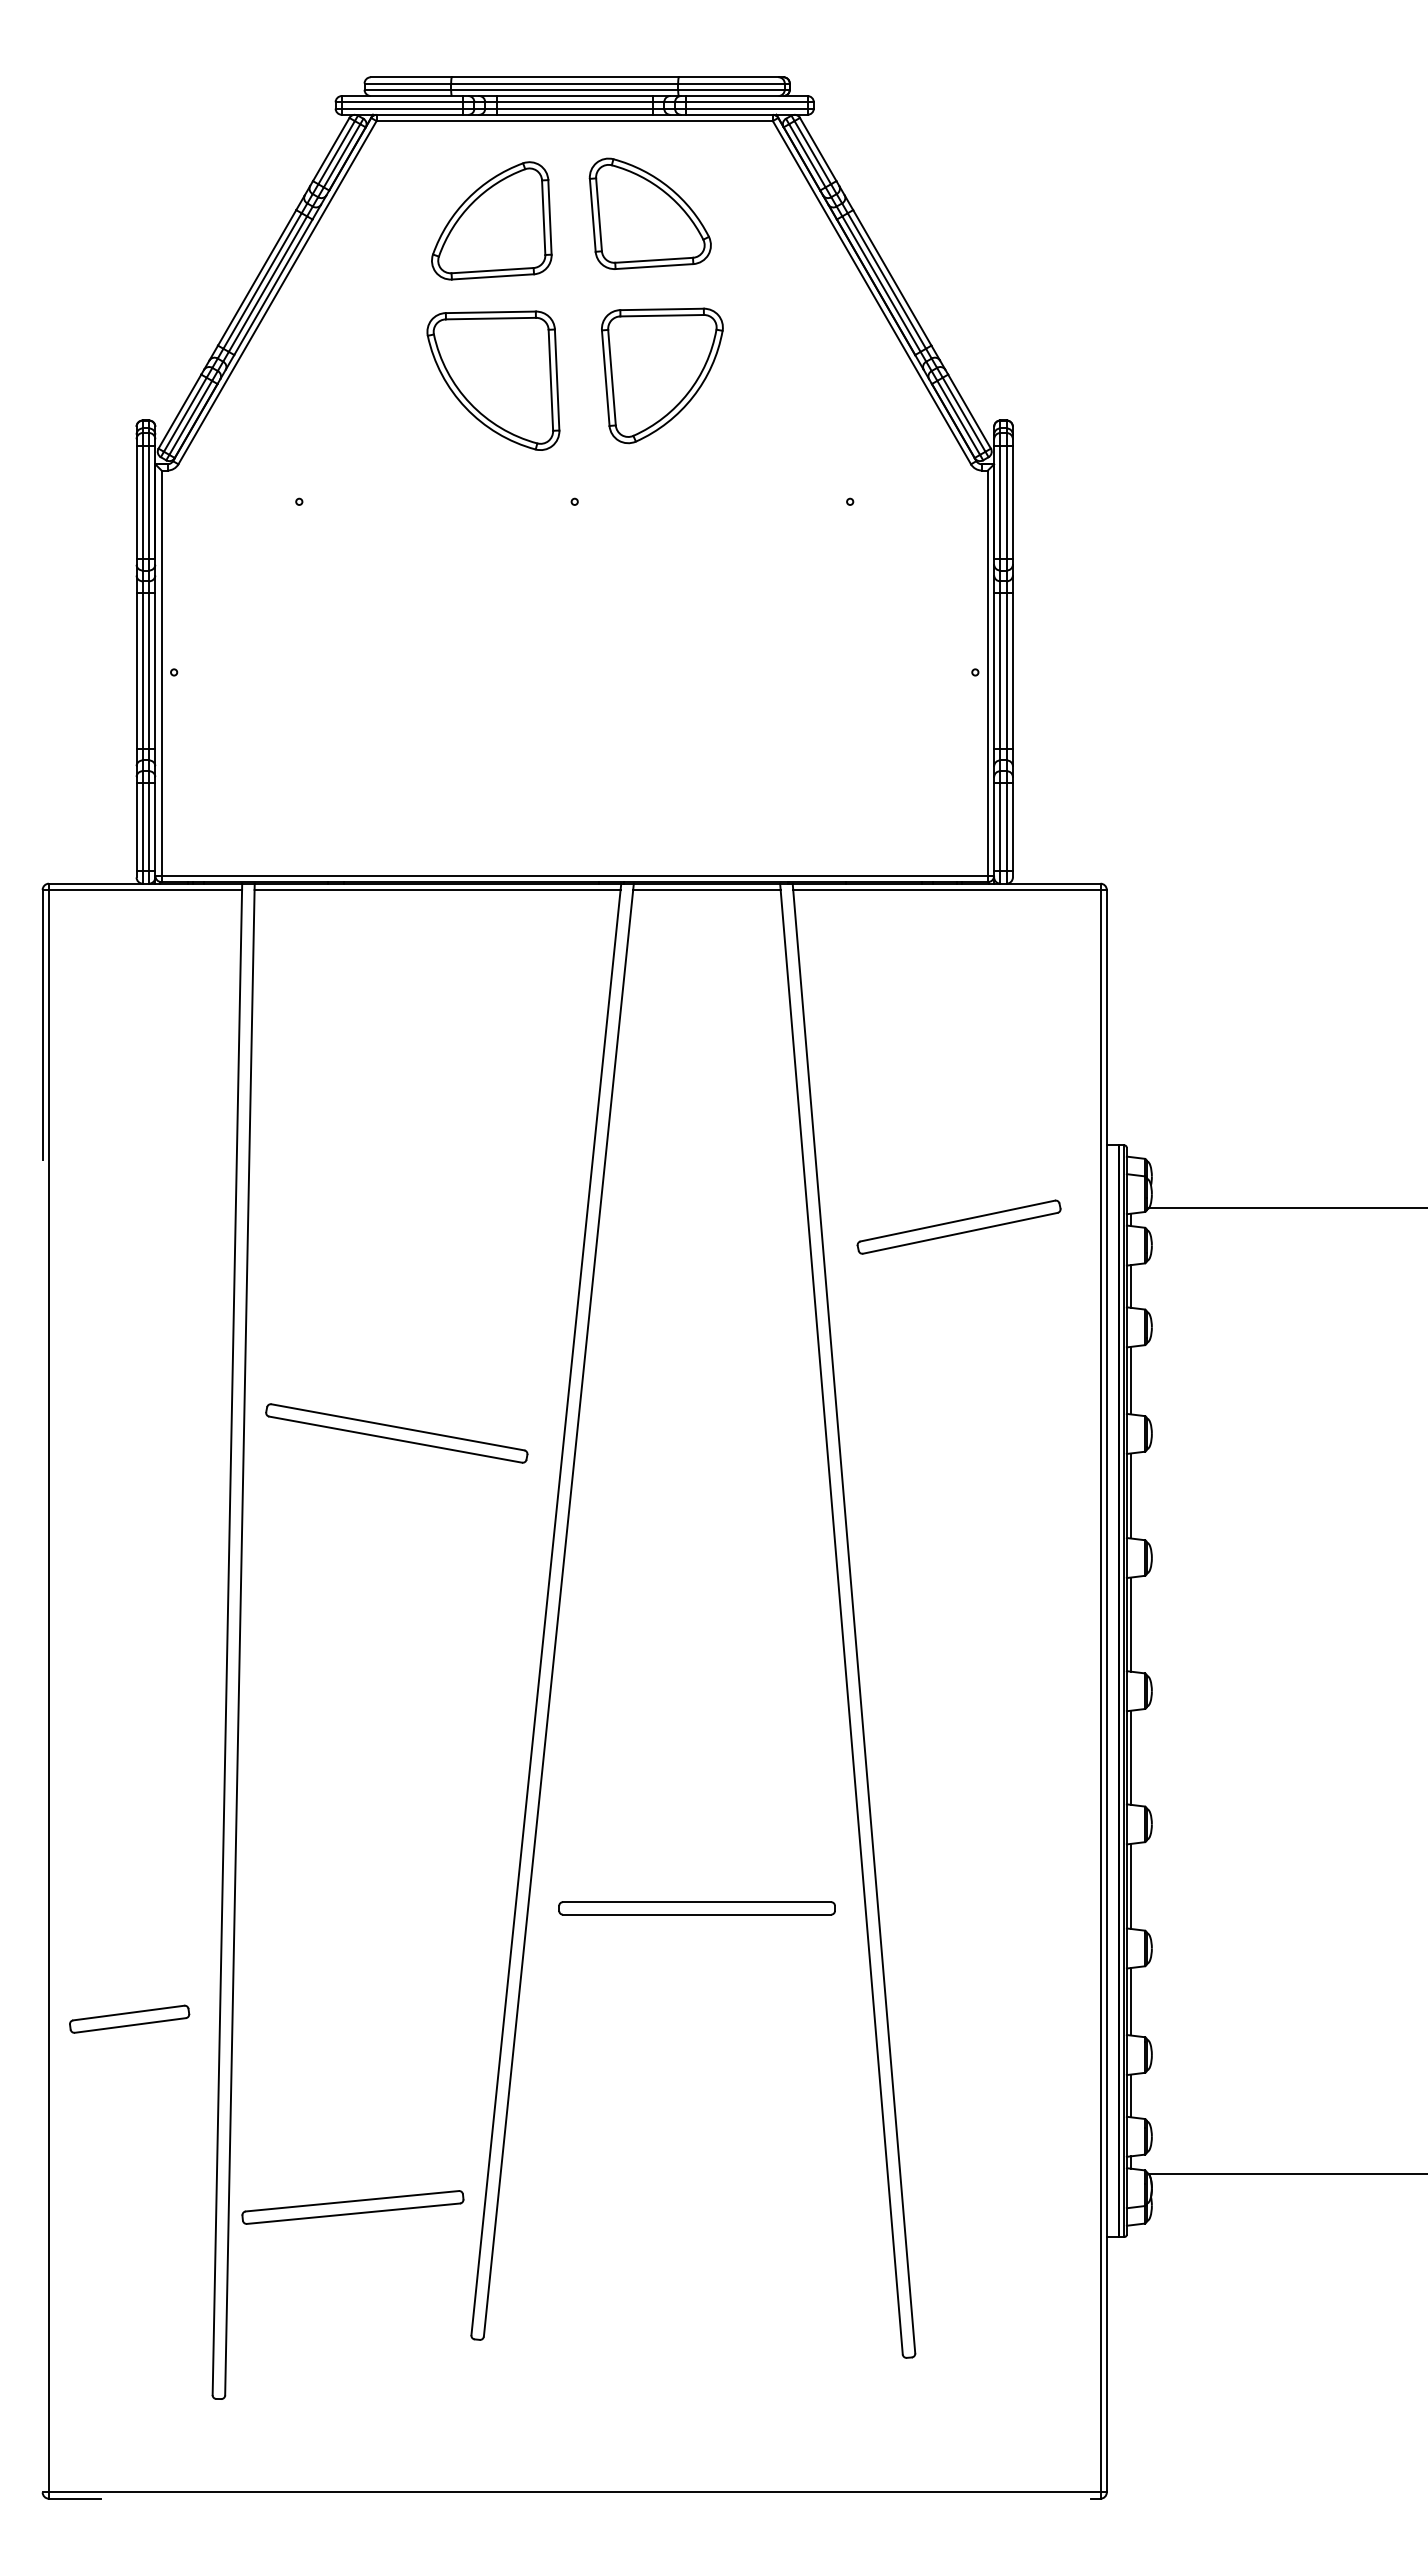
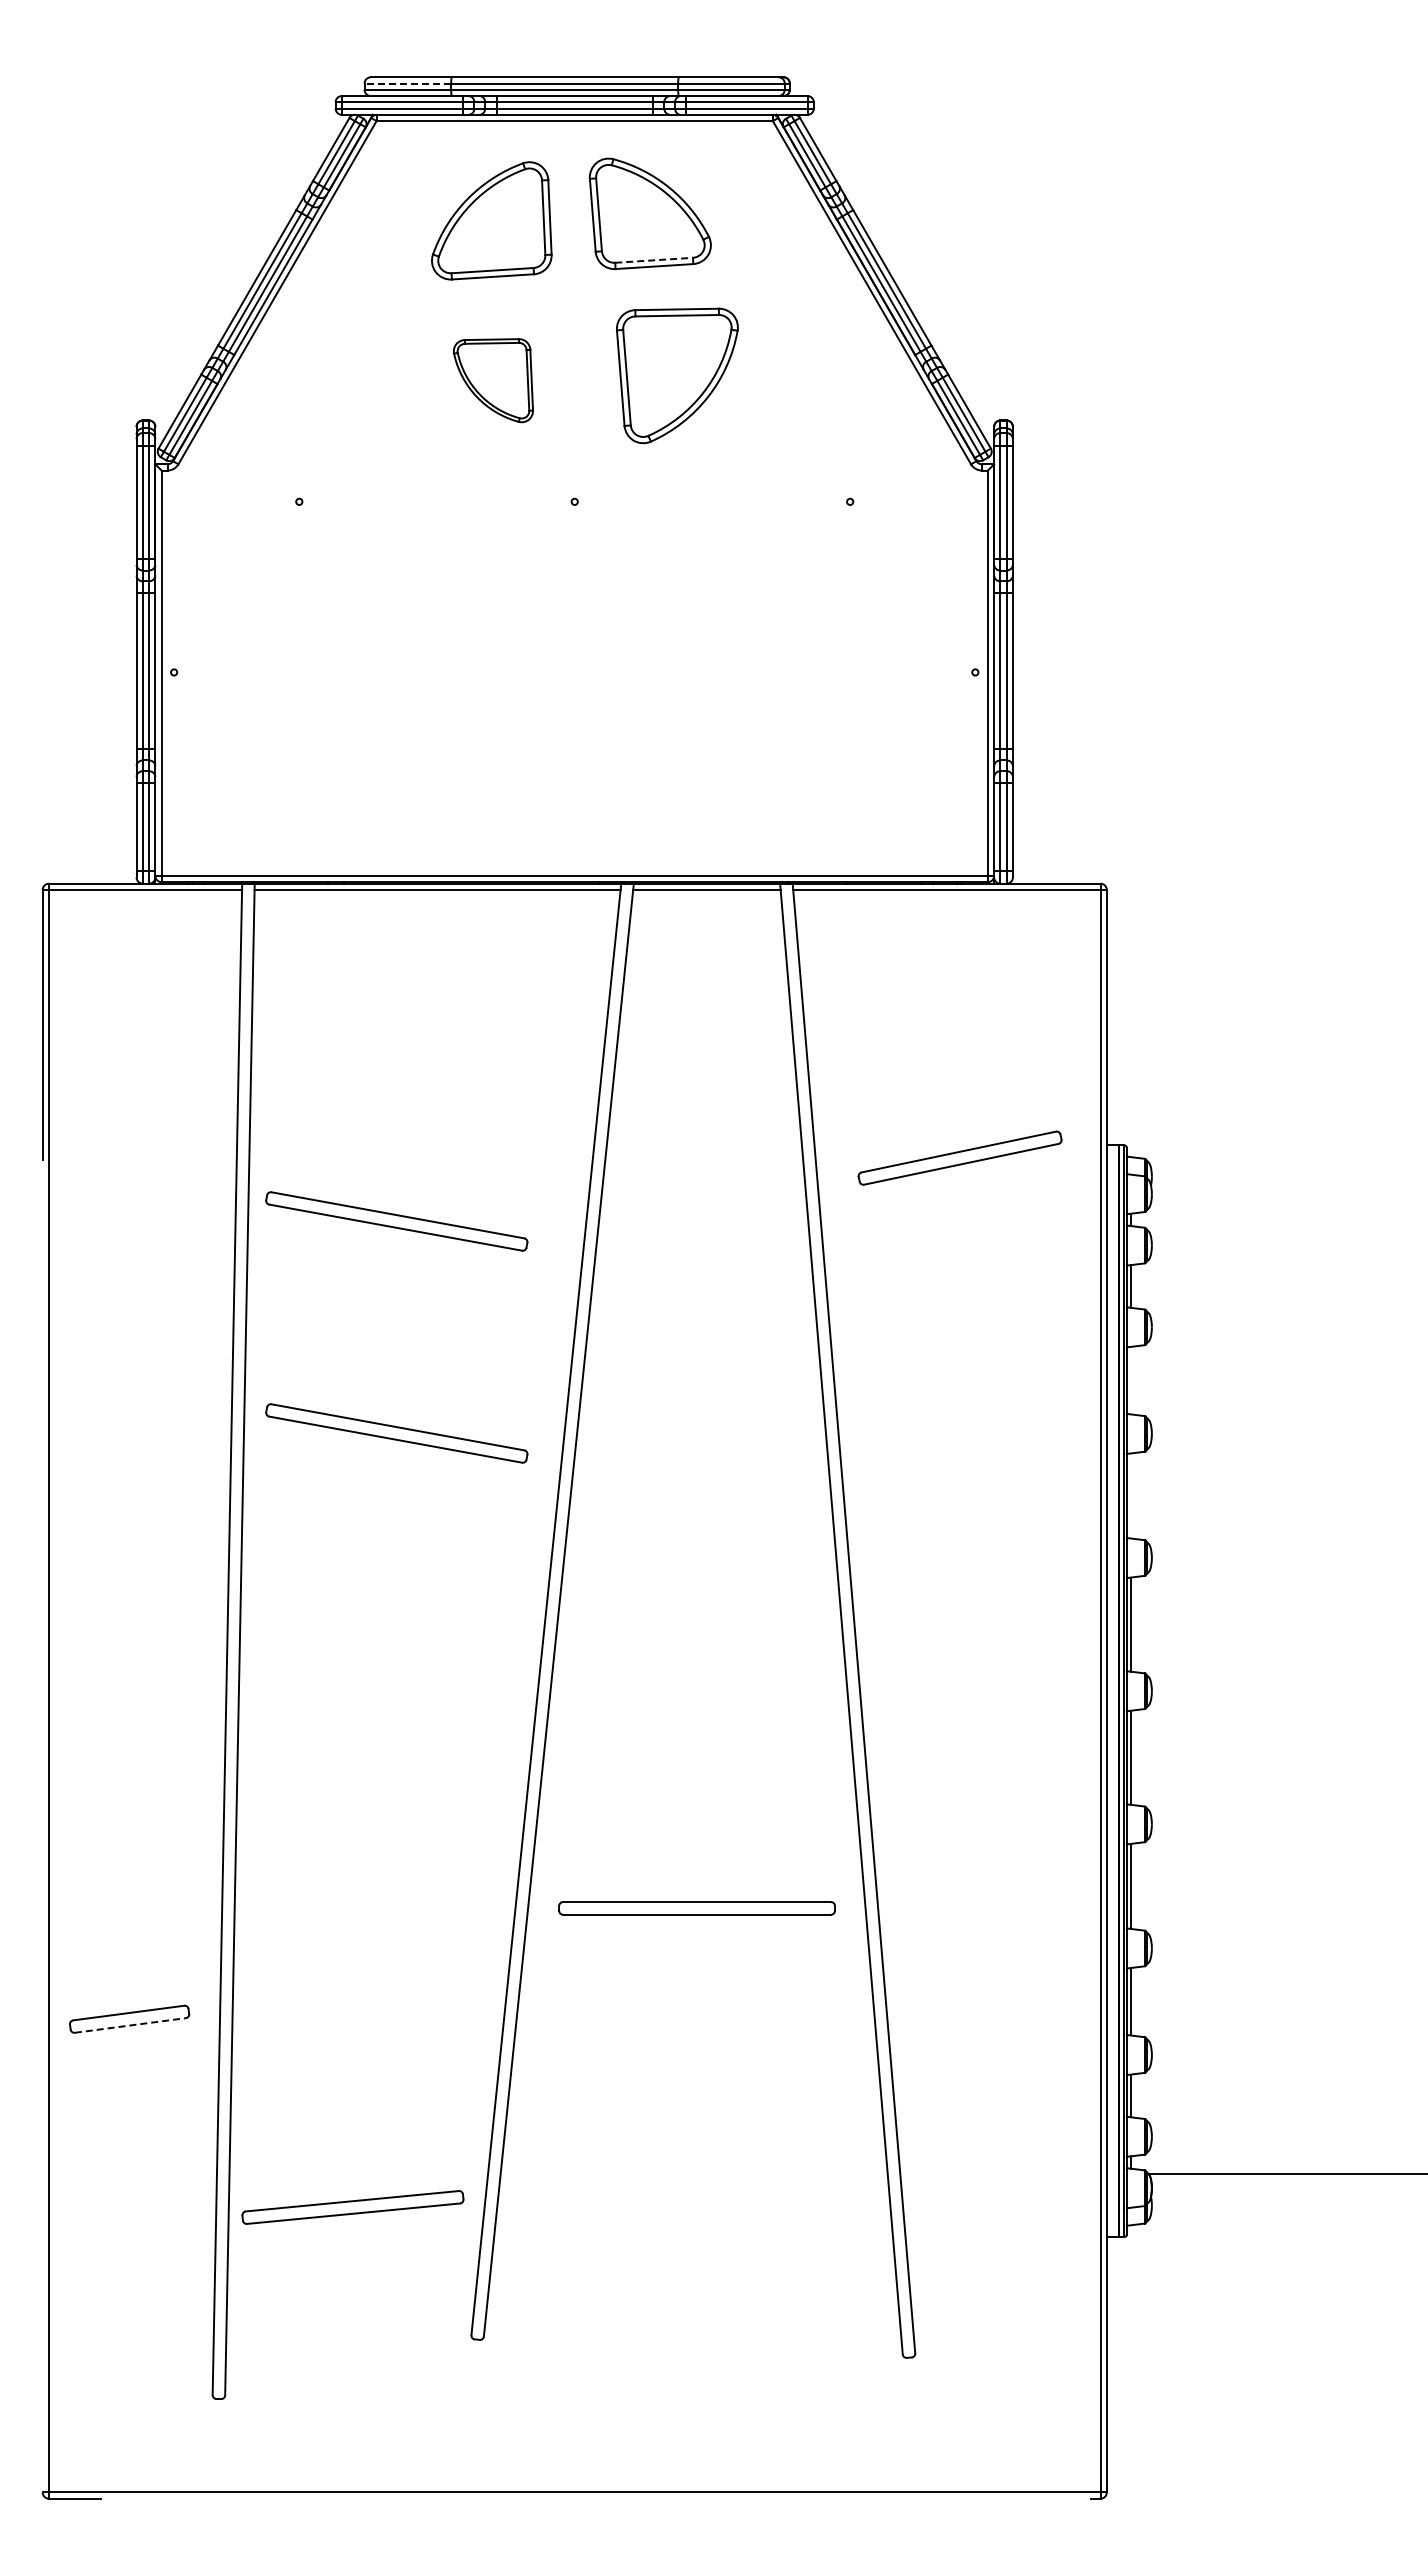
line: solid -> dashed (407, 83)
line: solid -> dashed (654, 260)
part position: (662, 375) -> (677, 375) (677, 375)
part size: 135x141 px -> 81x86 px (493, 380)
line: present -> none (1286, 1207)
part: none -> present (396, 1221)
part position: (958, 1226) -> (959, 1157) (959, 1157)
line: present -> none (1130, 1380)
line: present -> none (1130, 1495)
line: solid -> dashed (130, 2025)
